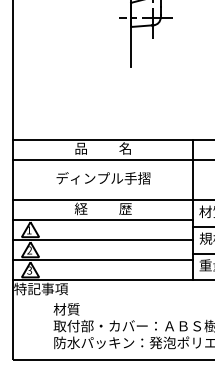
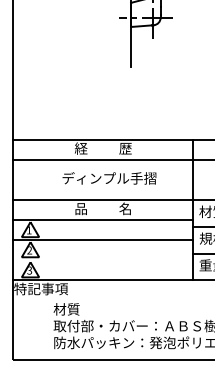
text: 品          名 -> 経          歴 (102, 148)
text position: (103, 178) -> (109, 178) (109, 178)
text: 経          歴 -> 品          名 (102, 208)
line: present -> none (102, 260)
